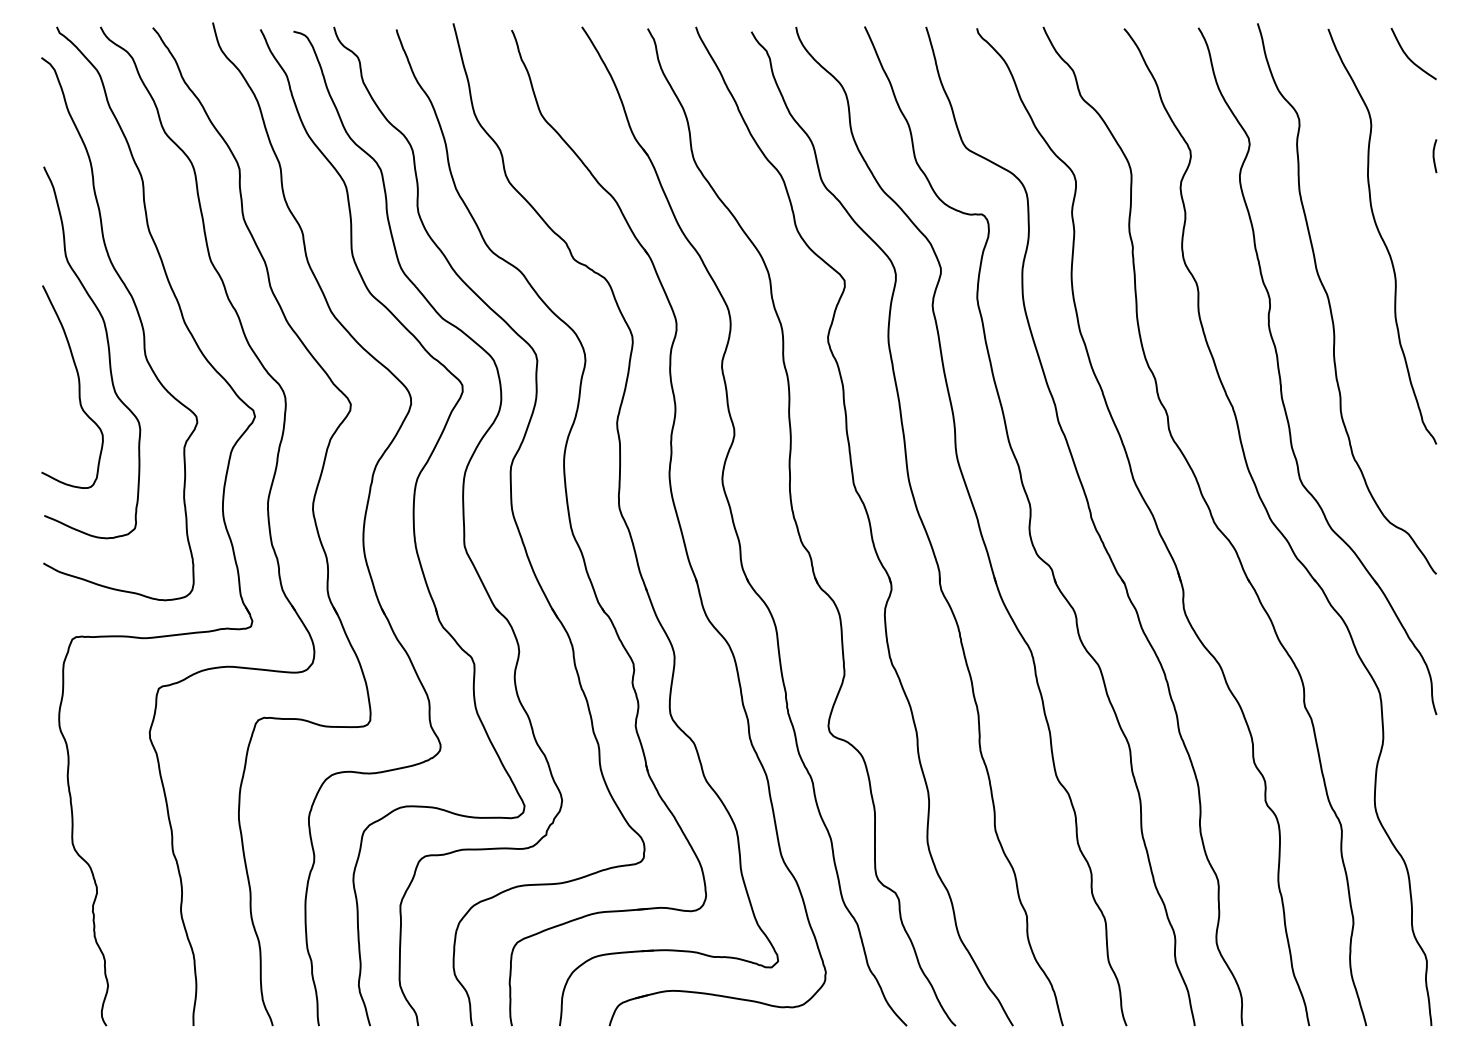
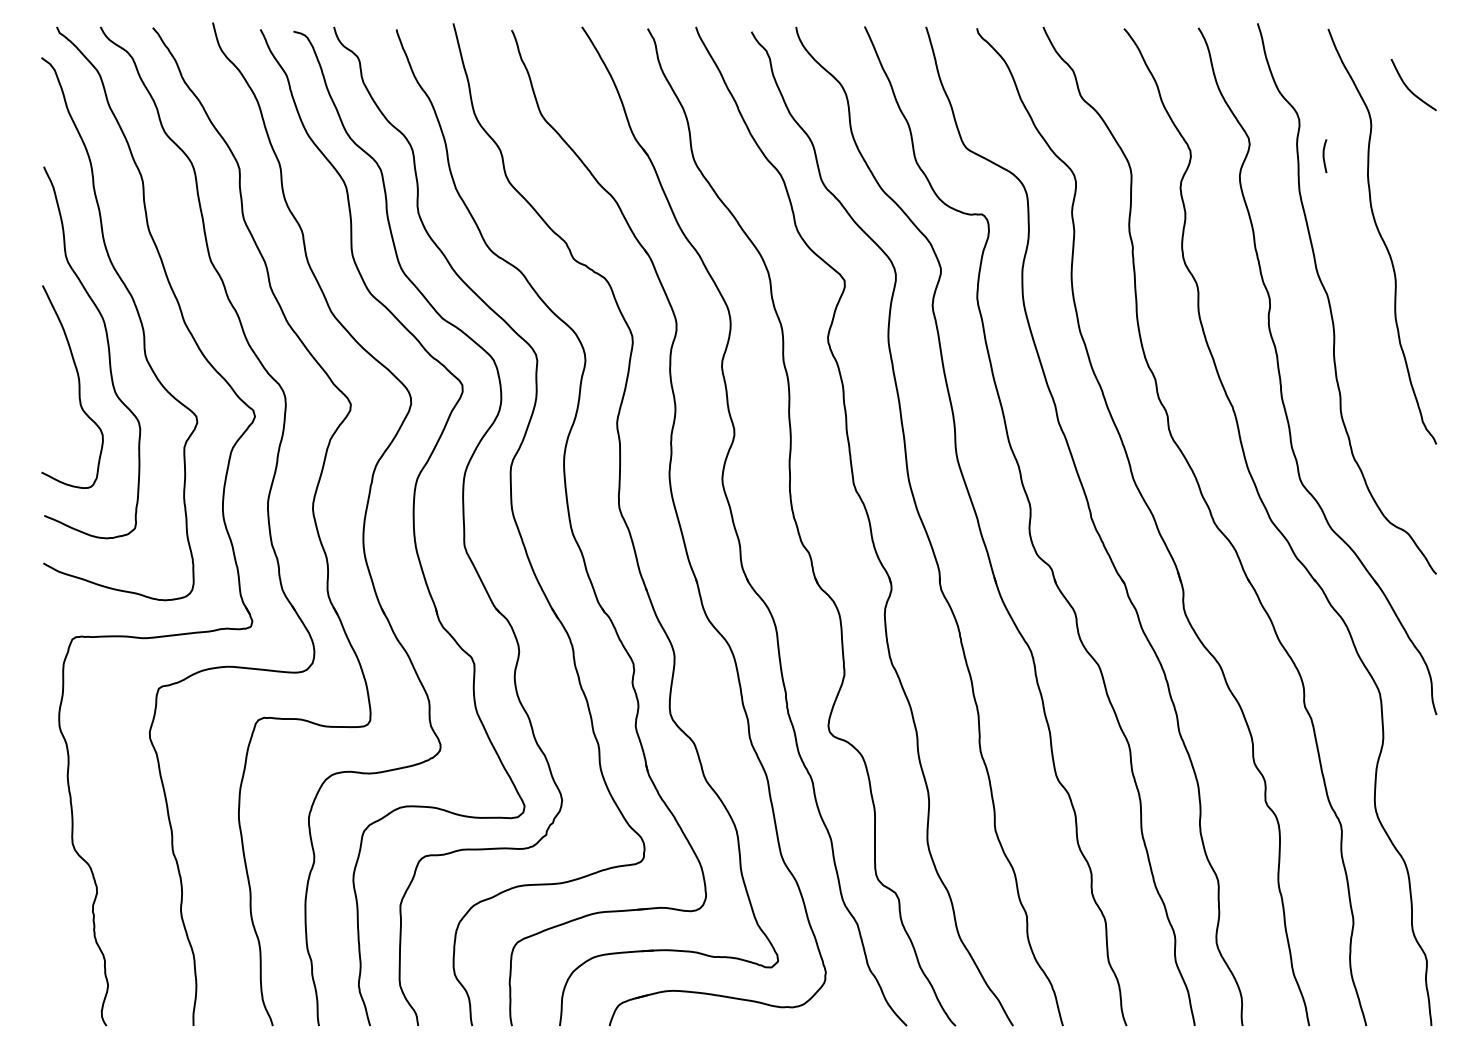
curve position: (1409, 57) -> (1409, 88) (1409, 88)
curve position: (1434, 156) -> (1324, 156) (1324, 156)
